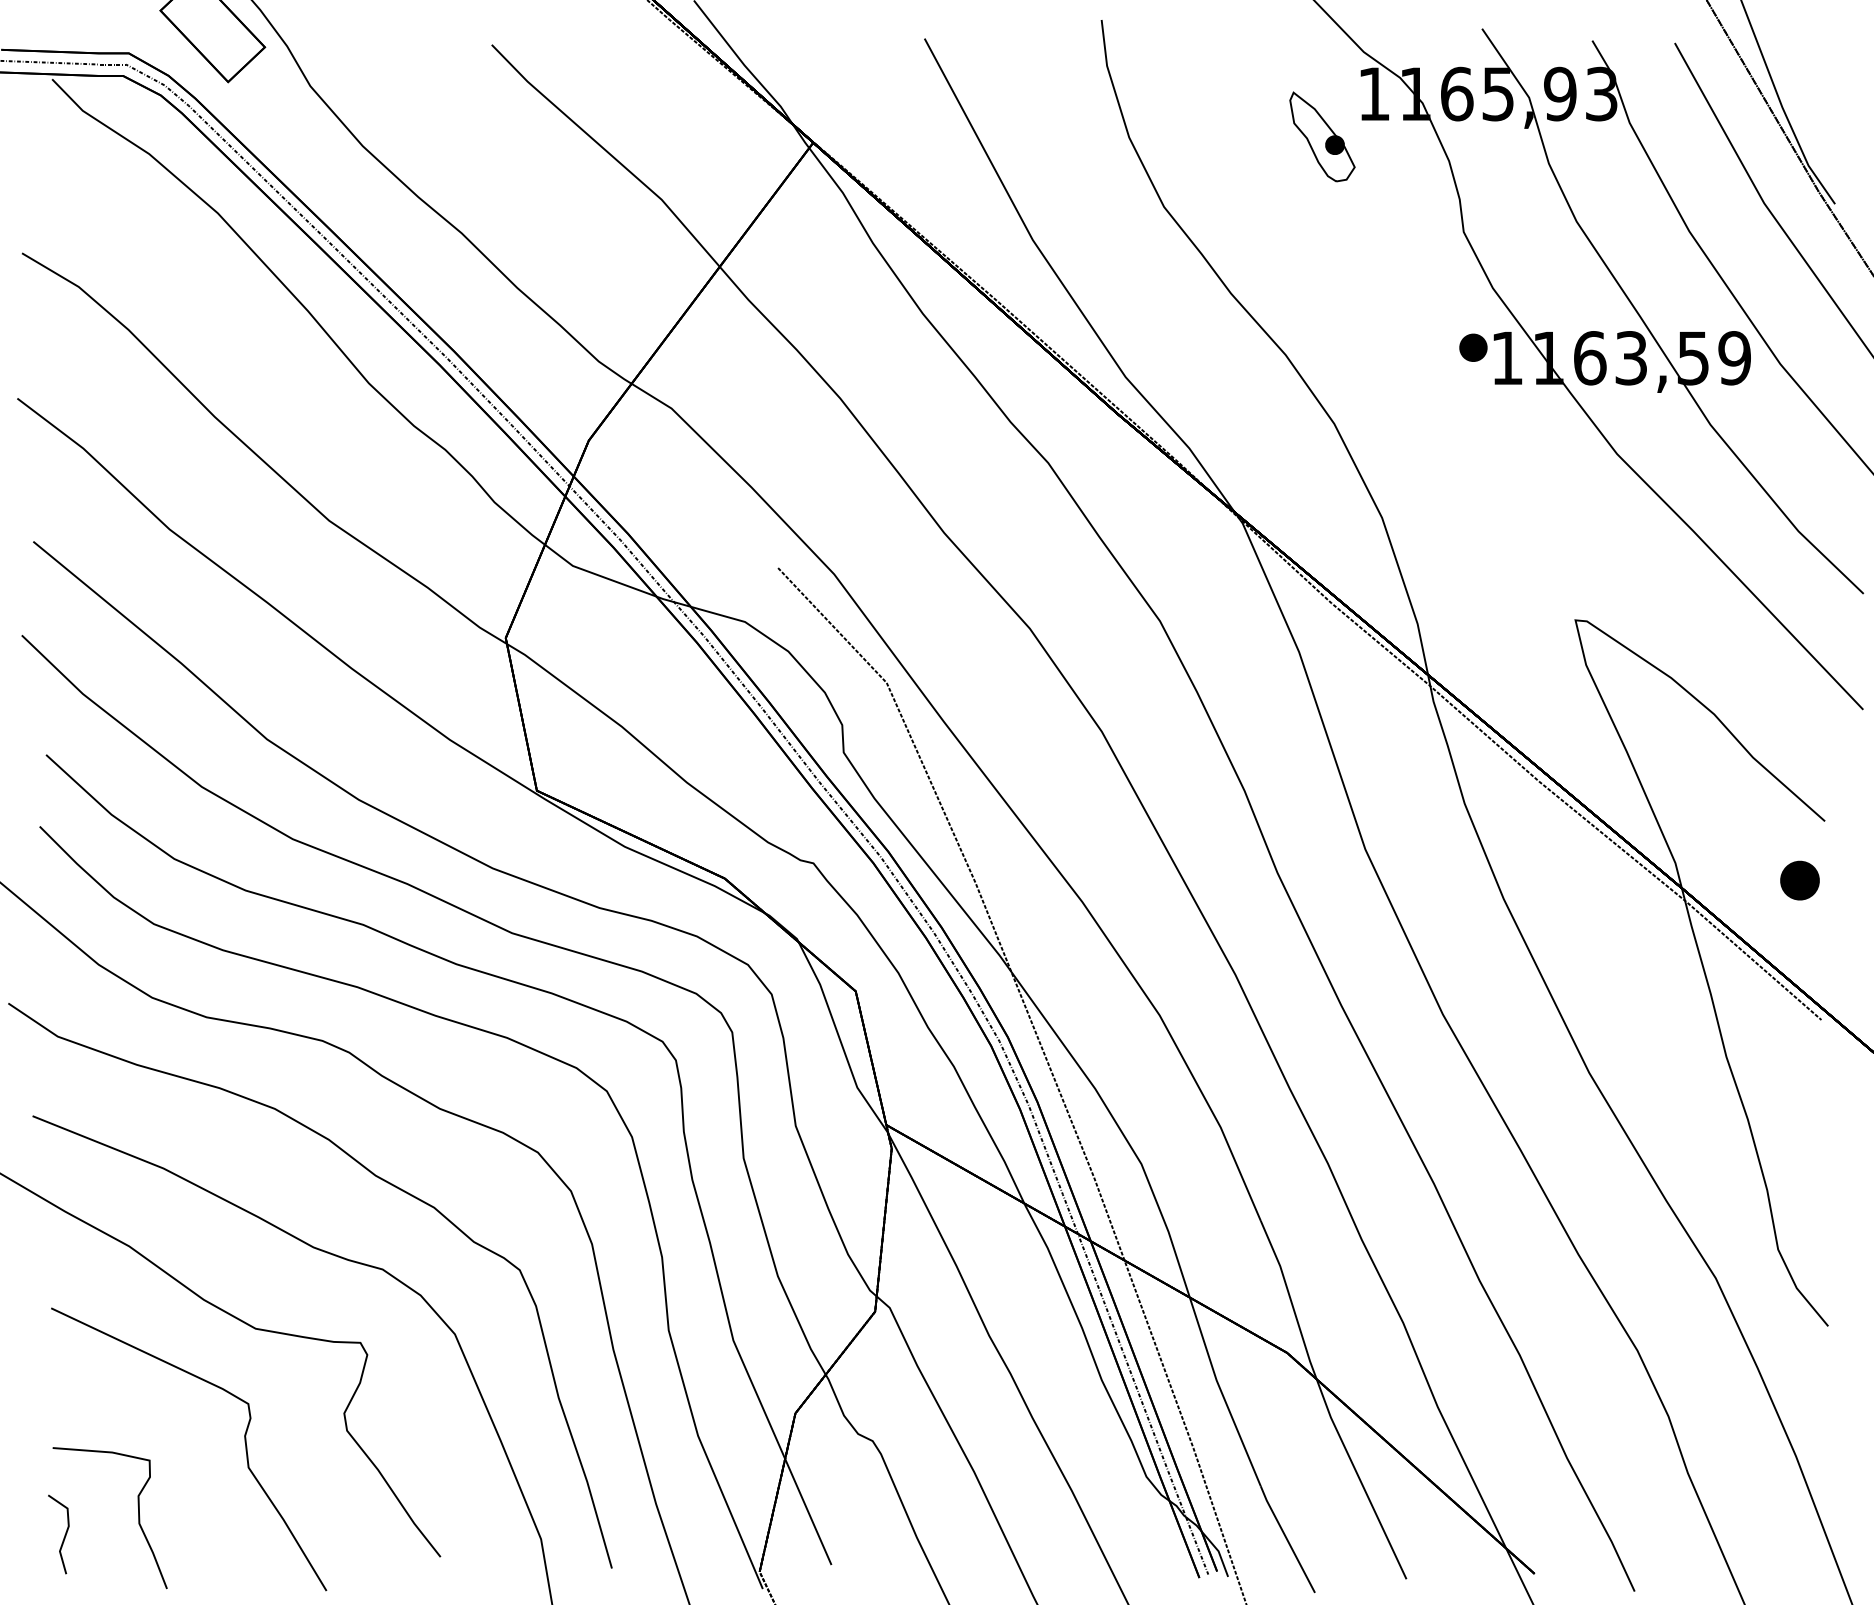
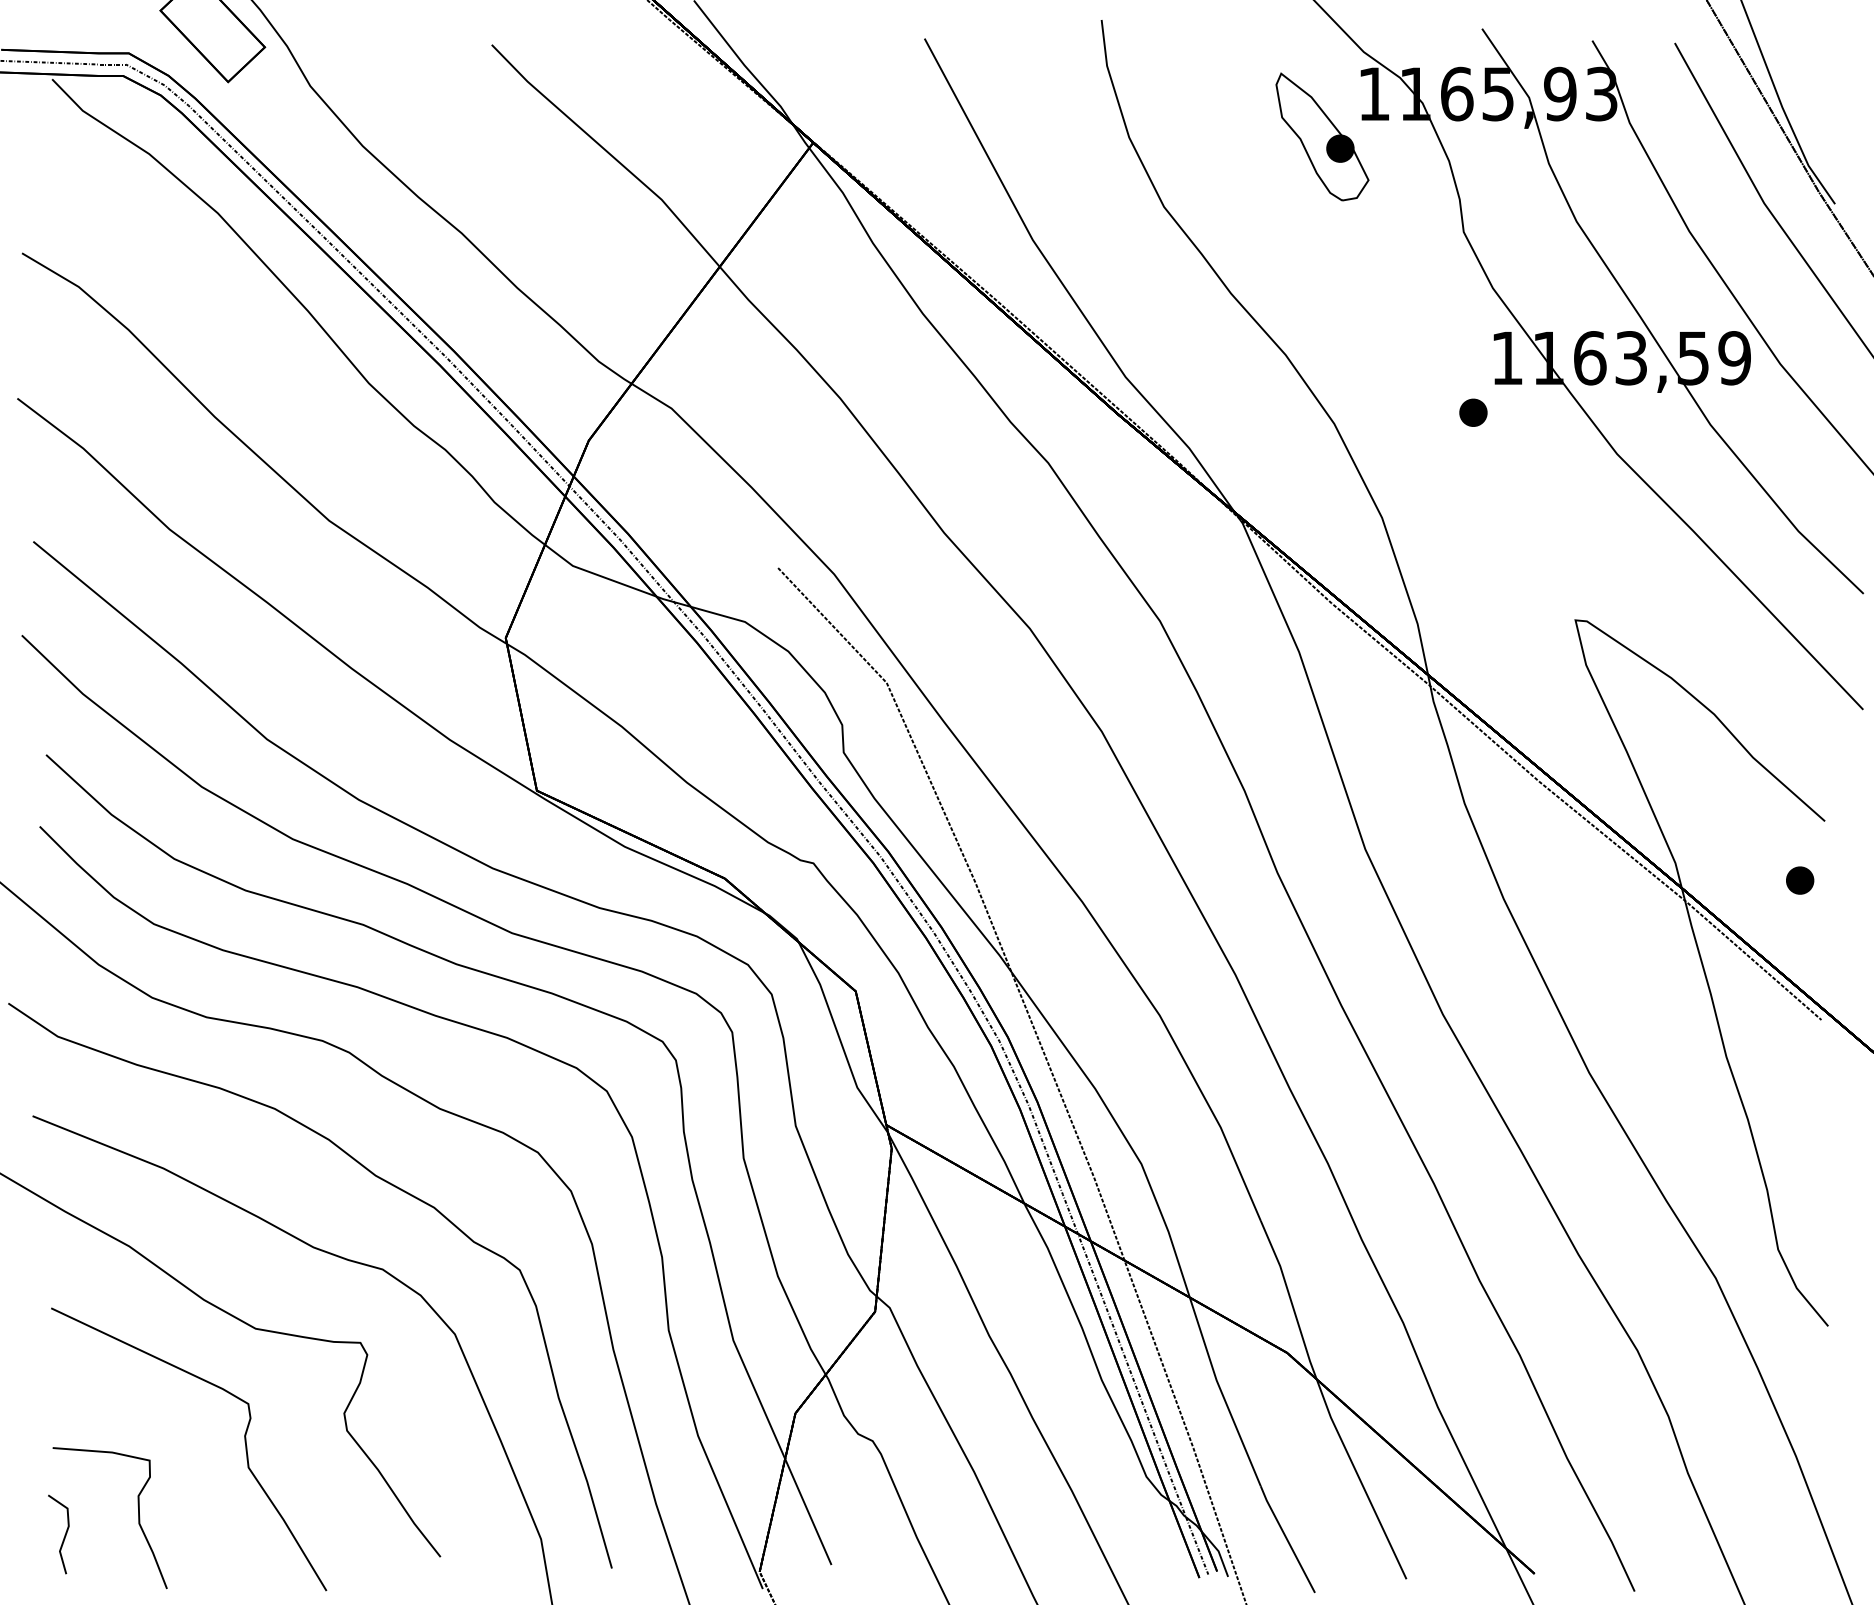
part size: 67x92 px -> 95x130 px (1322, 136)
part position: (1473, 347) -> (1473, 412) (1473, 412)
part size: 40x41 px -> 29x29 px (1800, 880)
